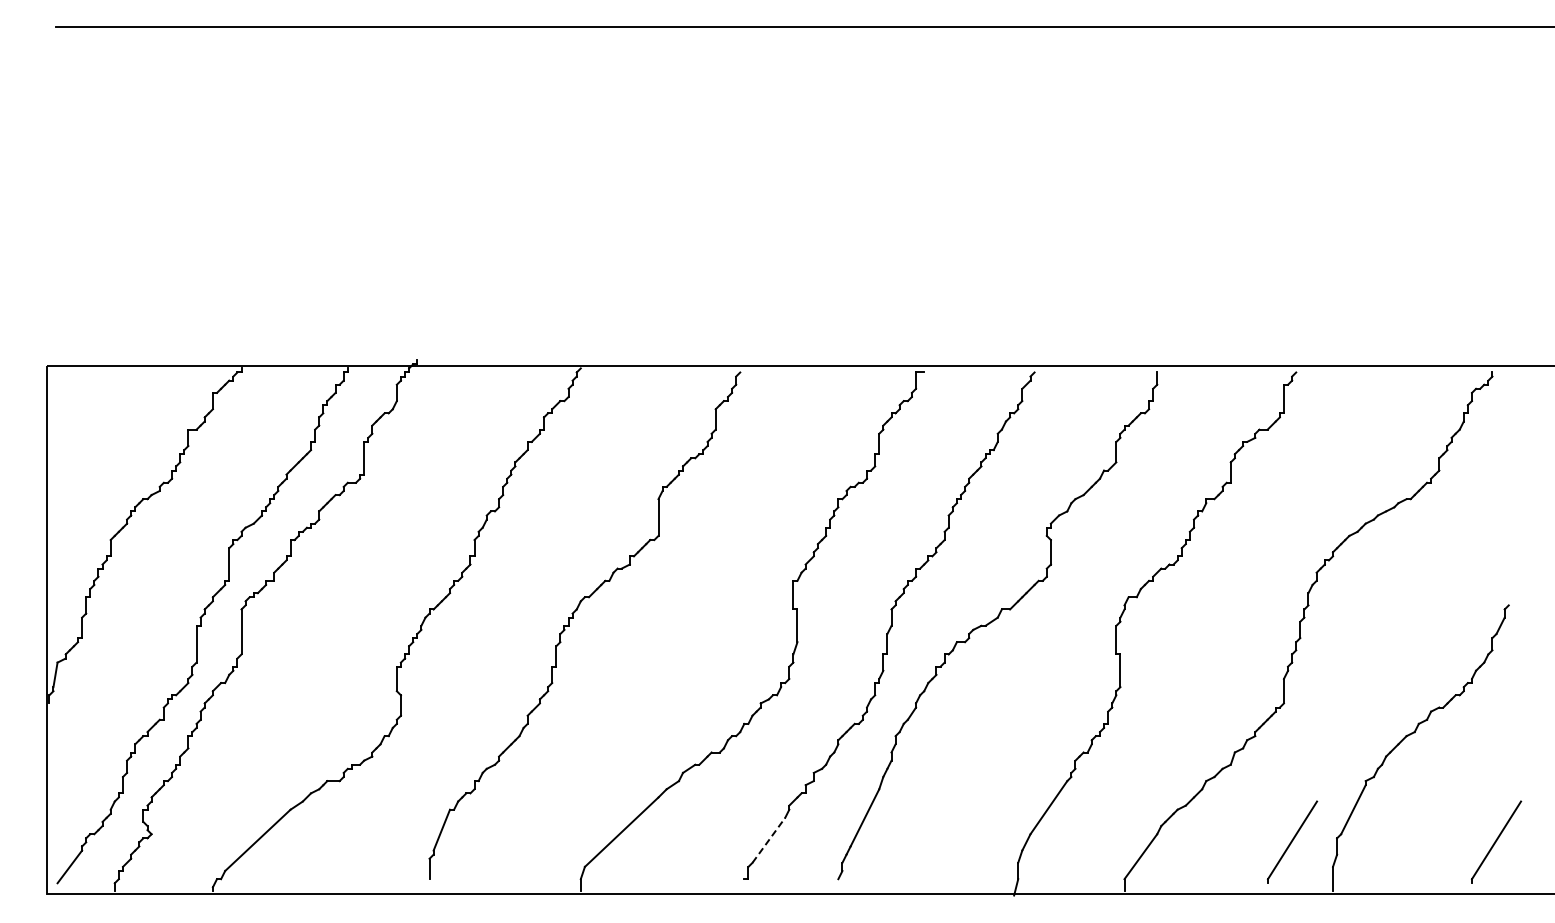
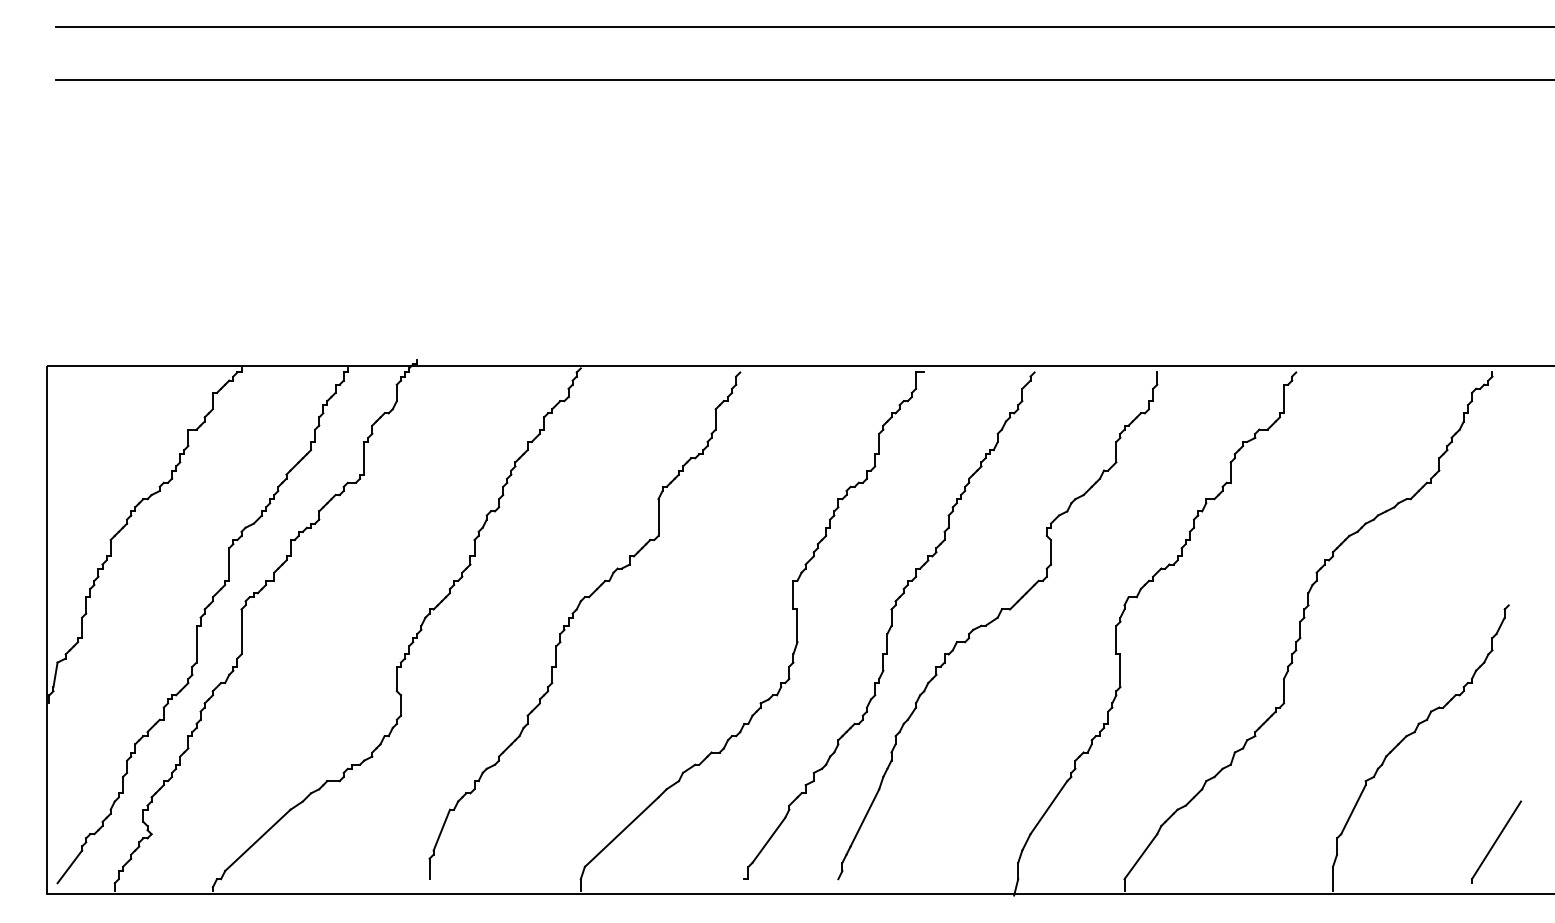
line: none -> present (803, 79)
line: dashed -> solid (768, 840)
part: present -> none (1292, 841)
